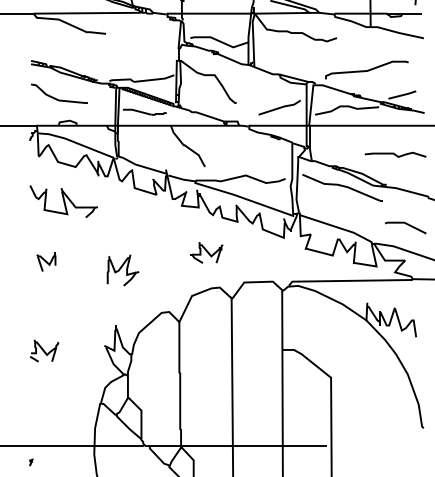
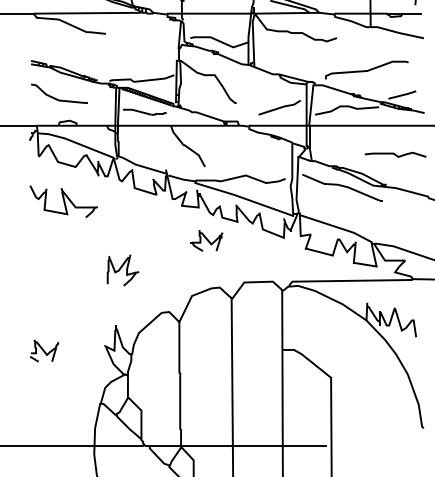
line: present -> none (407, 225)
part position: (206, 252) -> (206, 240) (206, 240)
part: present -> none (46, 261)
part: present -> none (31, 462)
